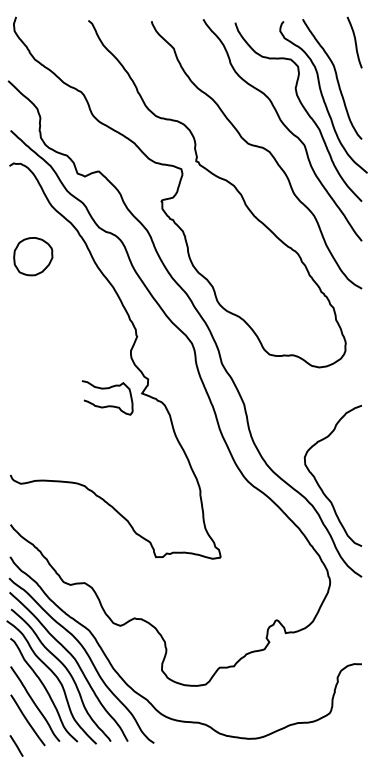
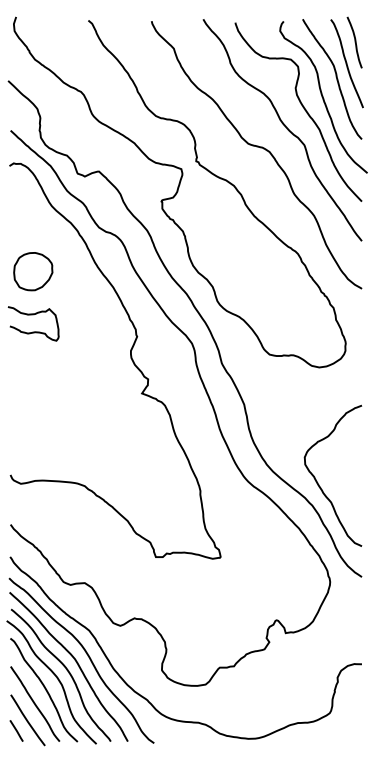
curve: none -> present (346, 63)
part position: (33, 256) -> (33, 271) (33, 271)
curve position: (107, 389) -> (33, 315) (33, 315)
line position: (16, 745) -> (16, 730) (16, 730)
